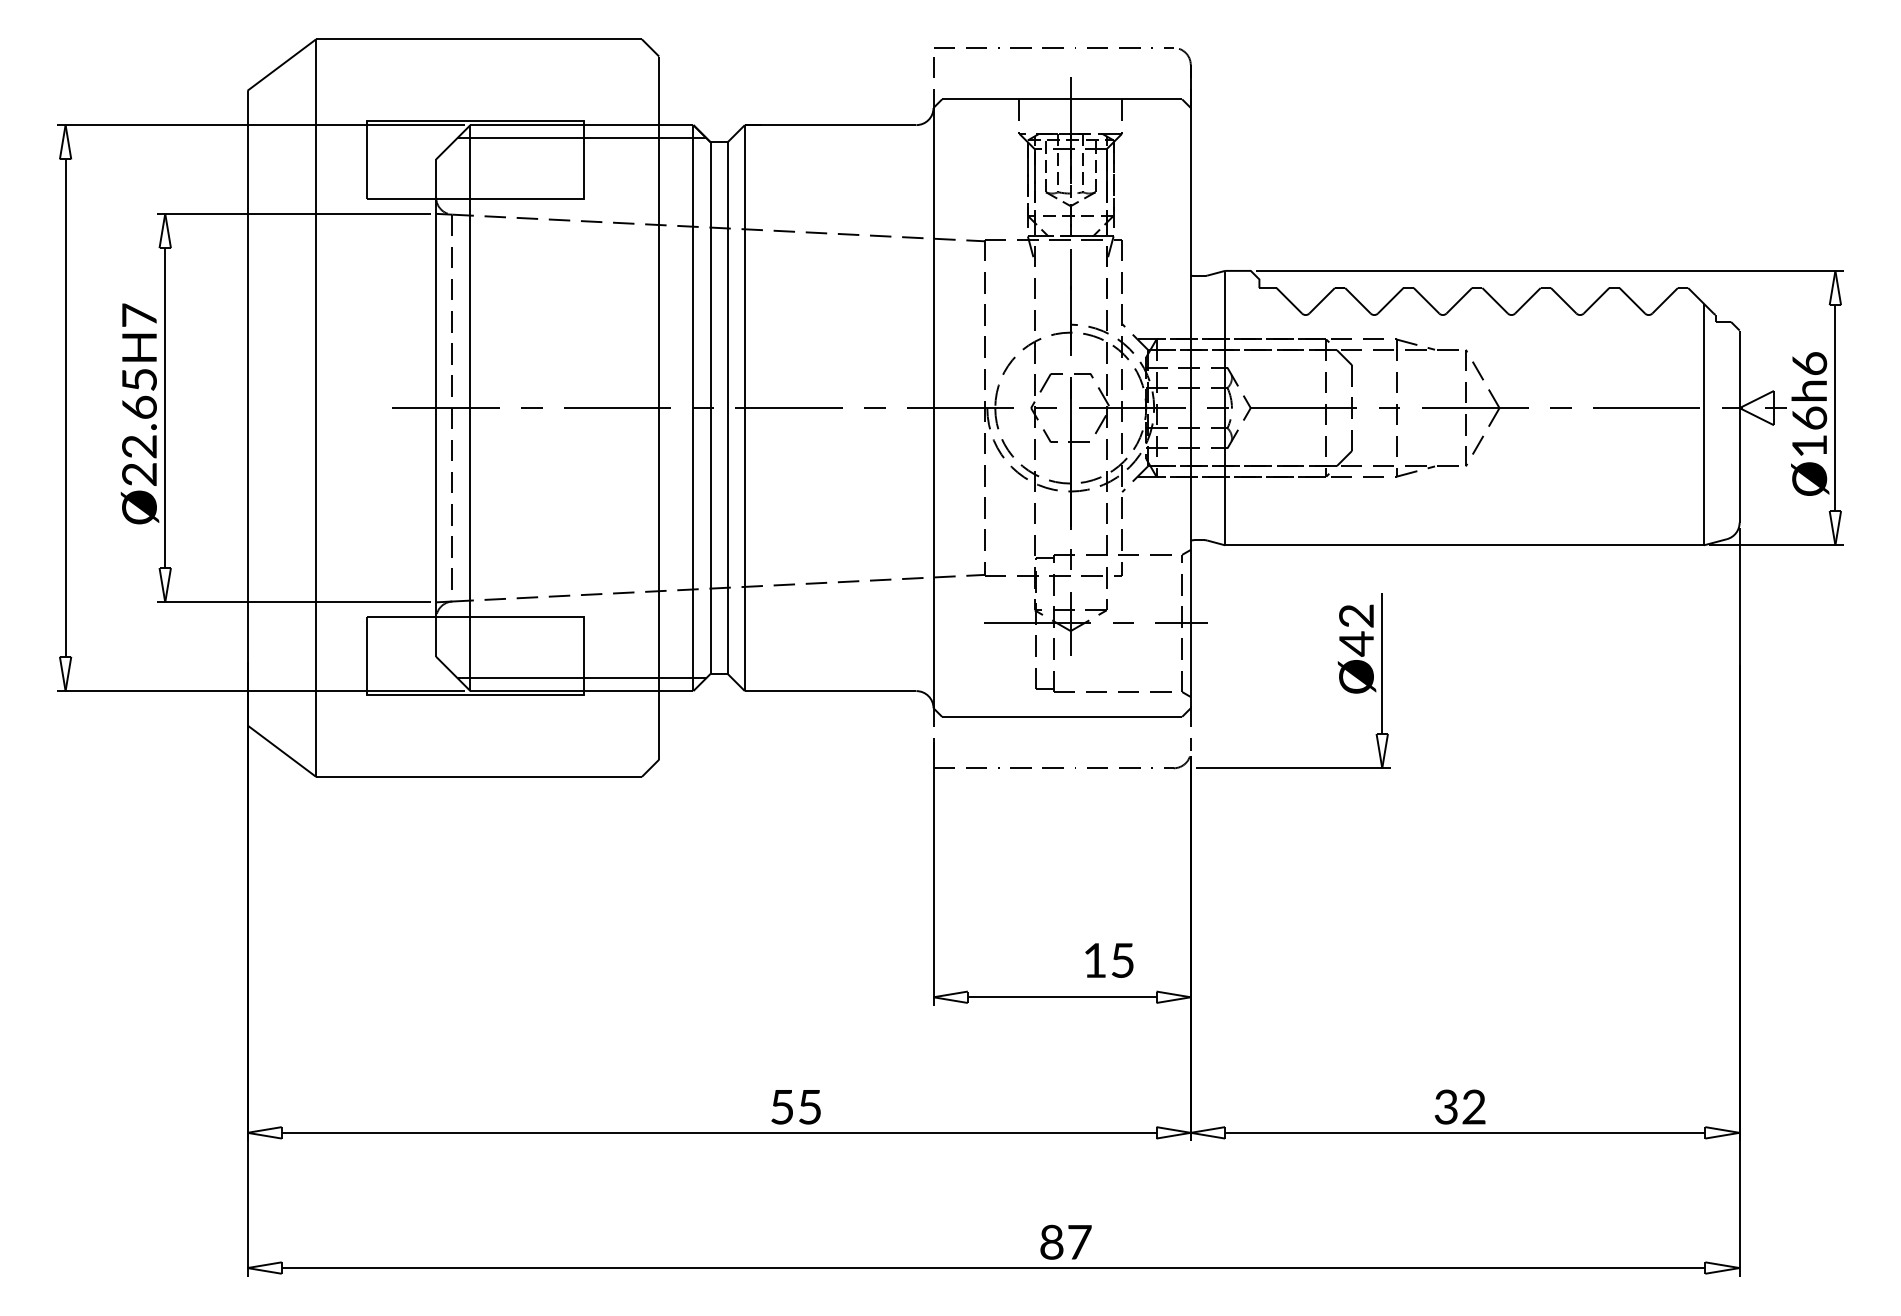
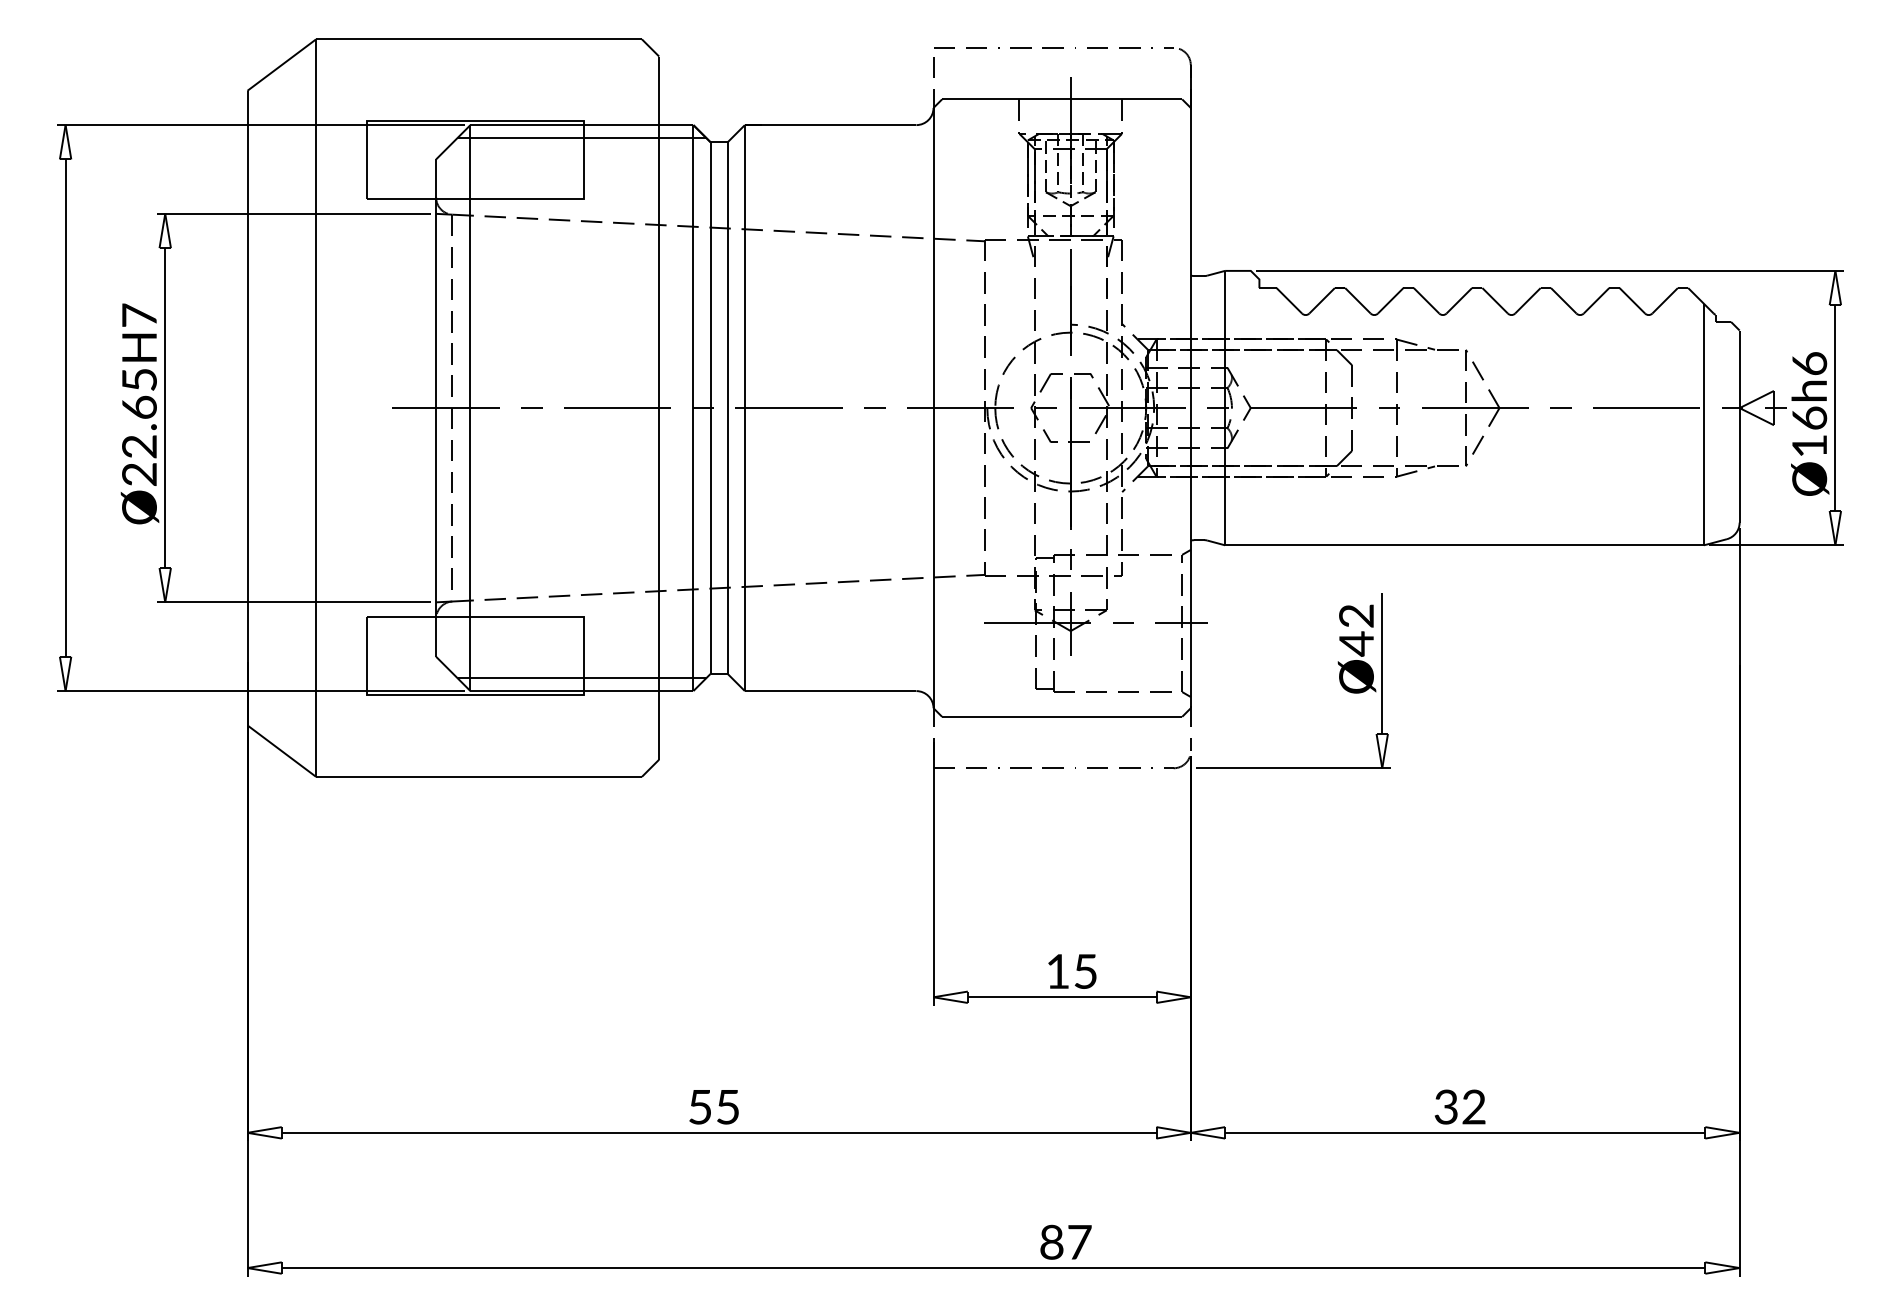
text position: (1109, 960) -> (1072, 971) (1072, 971)
text position: (795, 1107) -> (713, 1107) (713, 1107)
